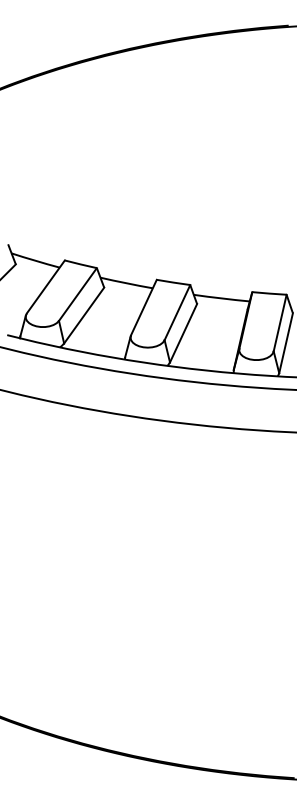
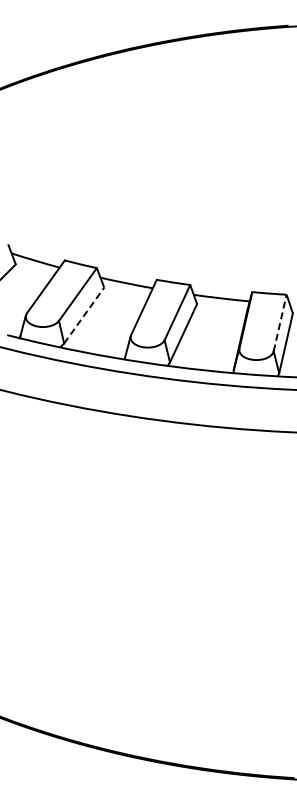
line: solid -> dashed (84, 315)
line: solid -> dashed (280, 322)
